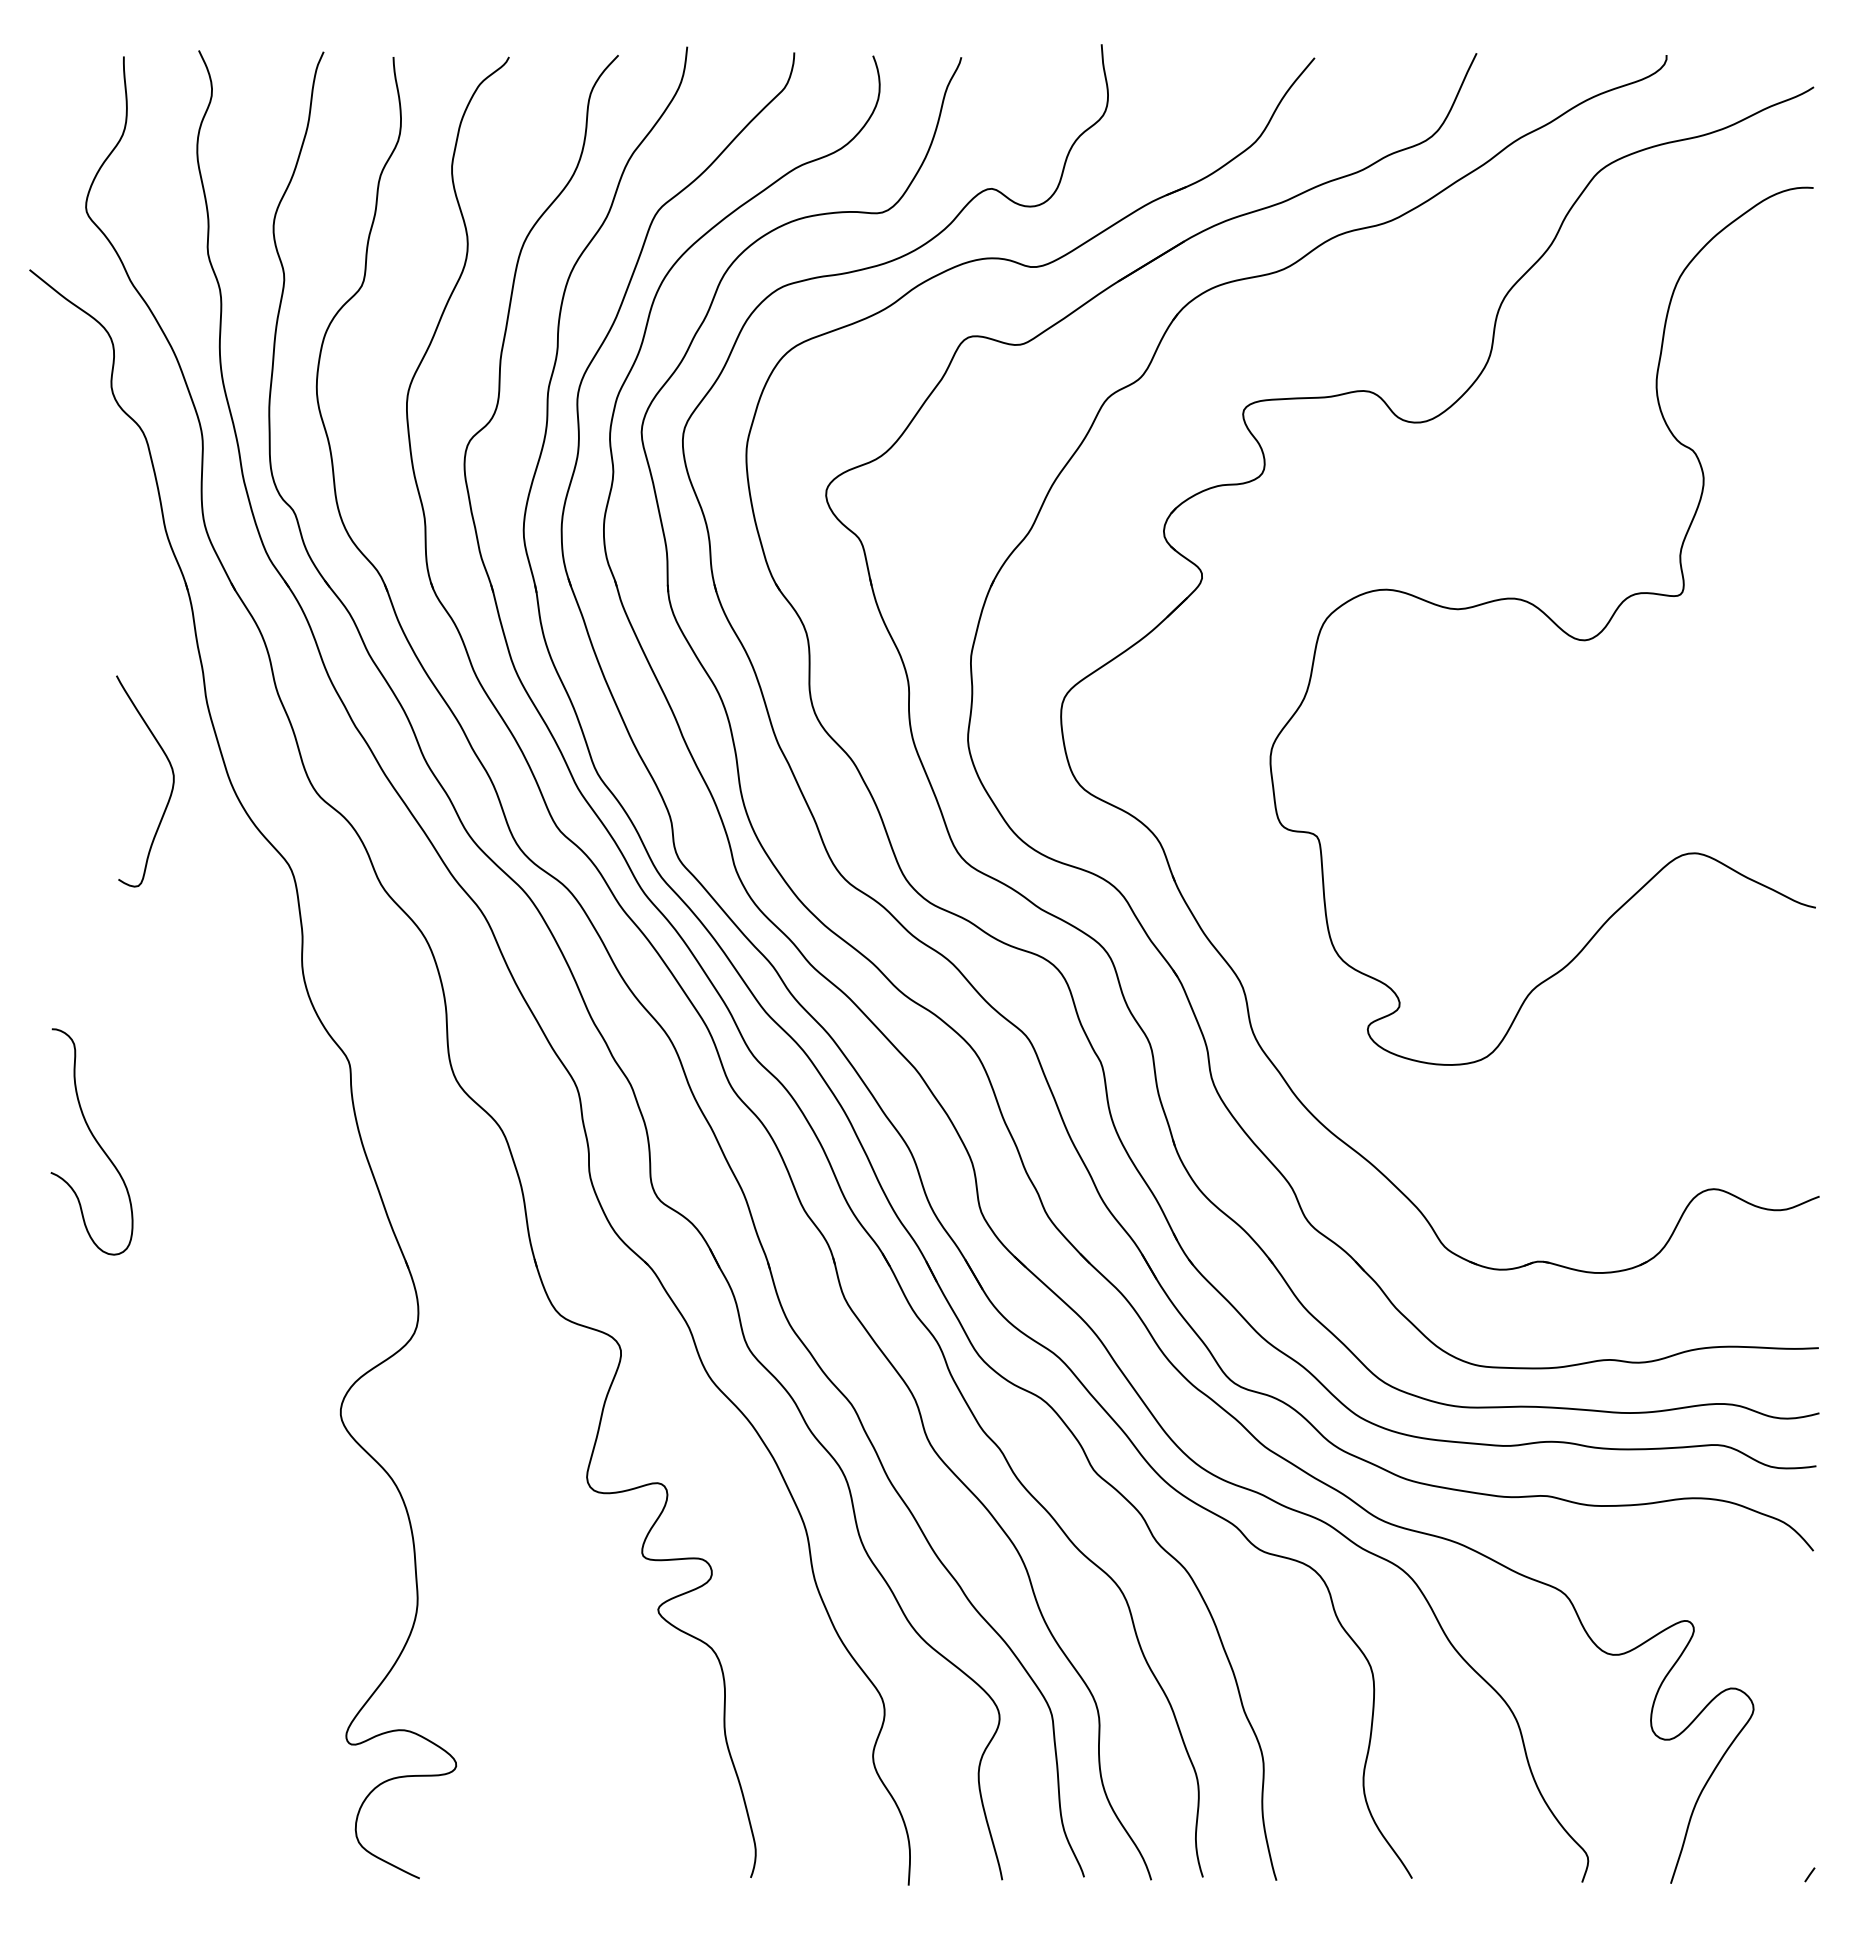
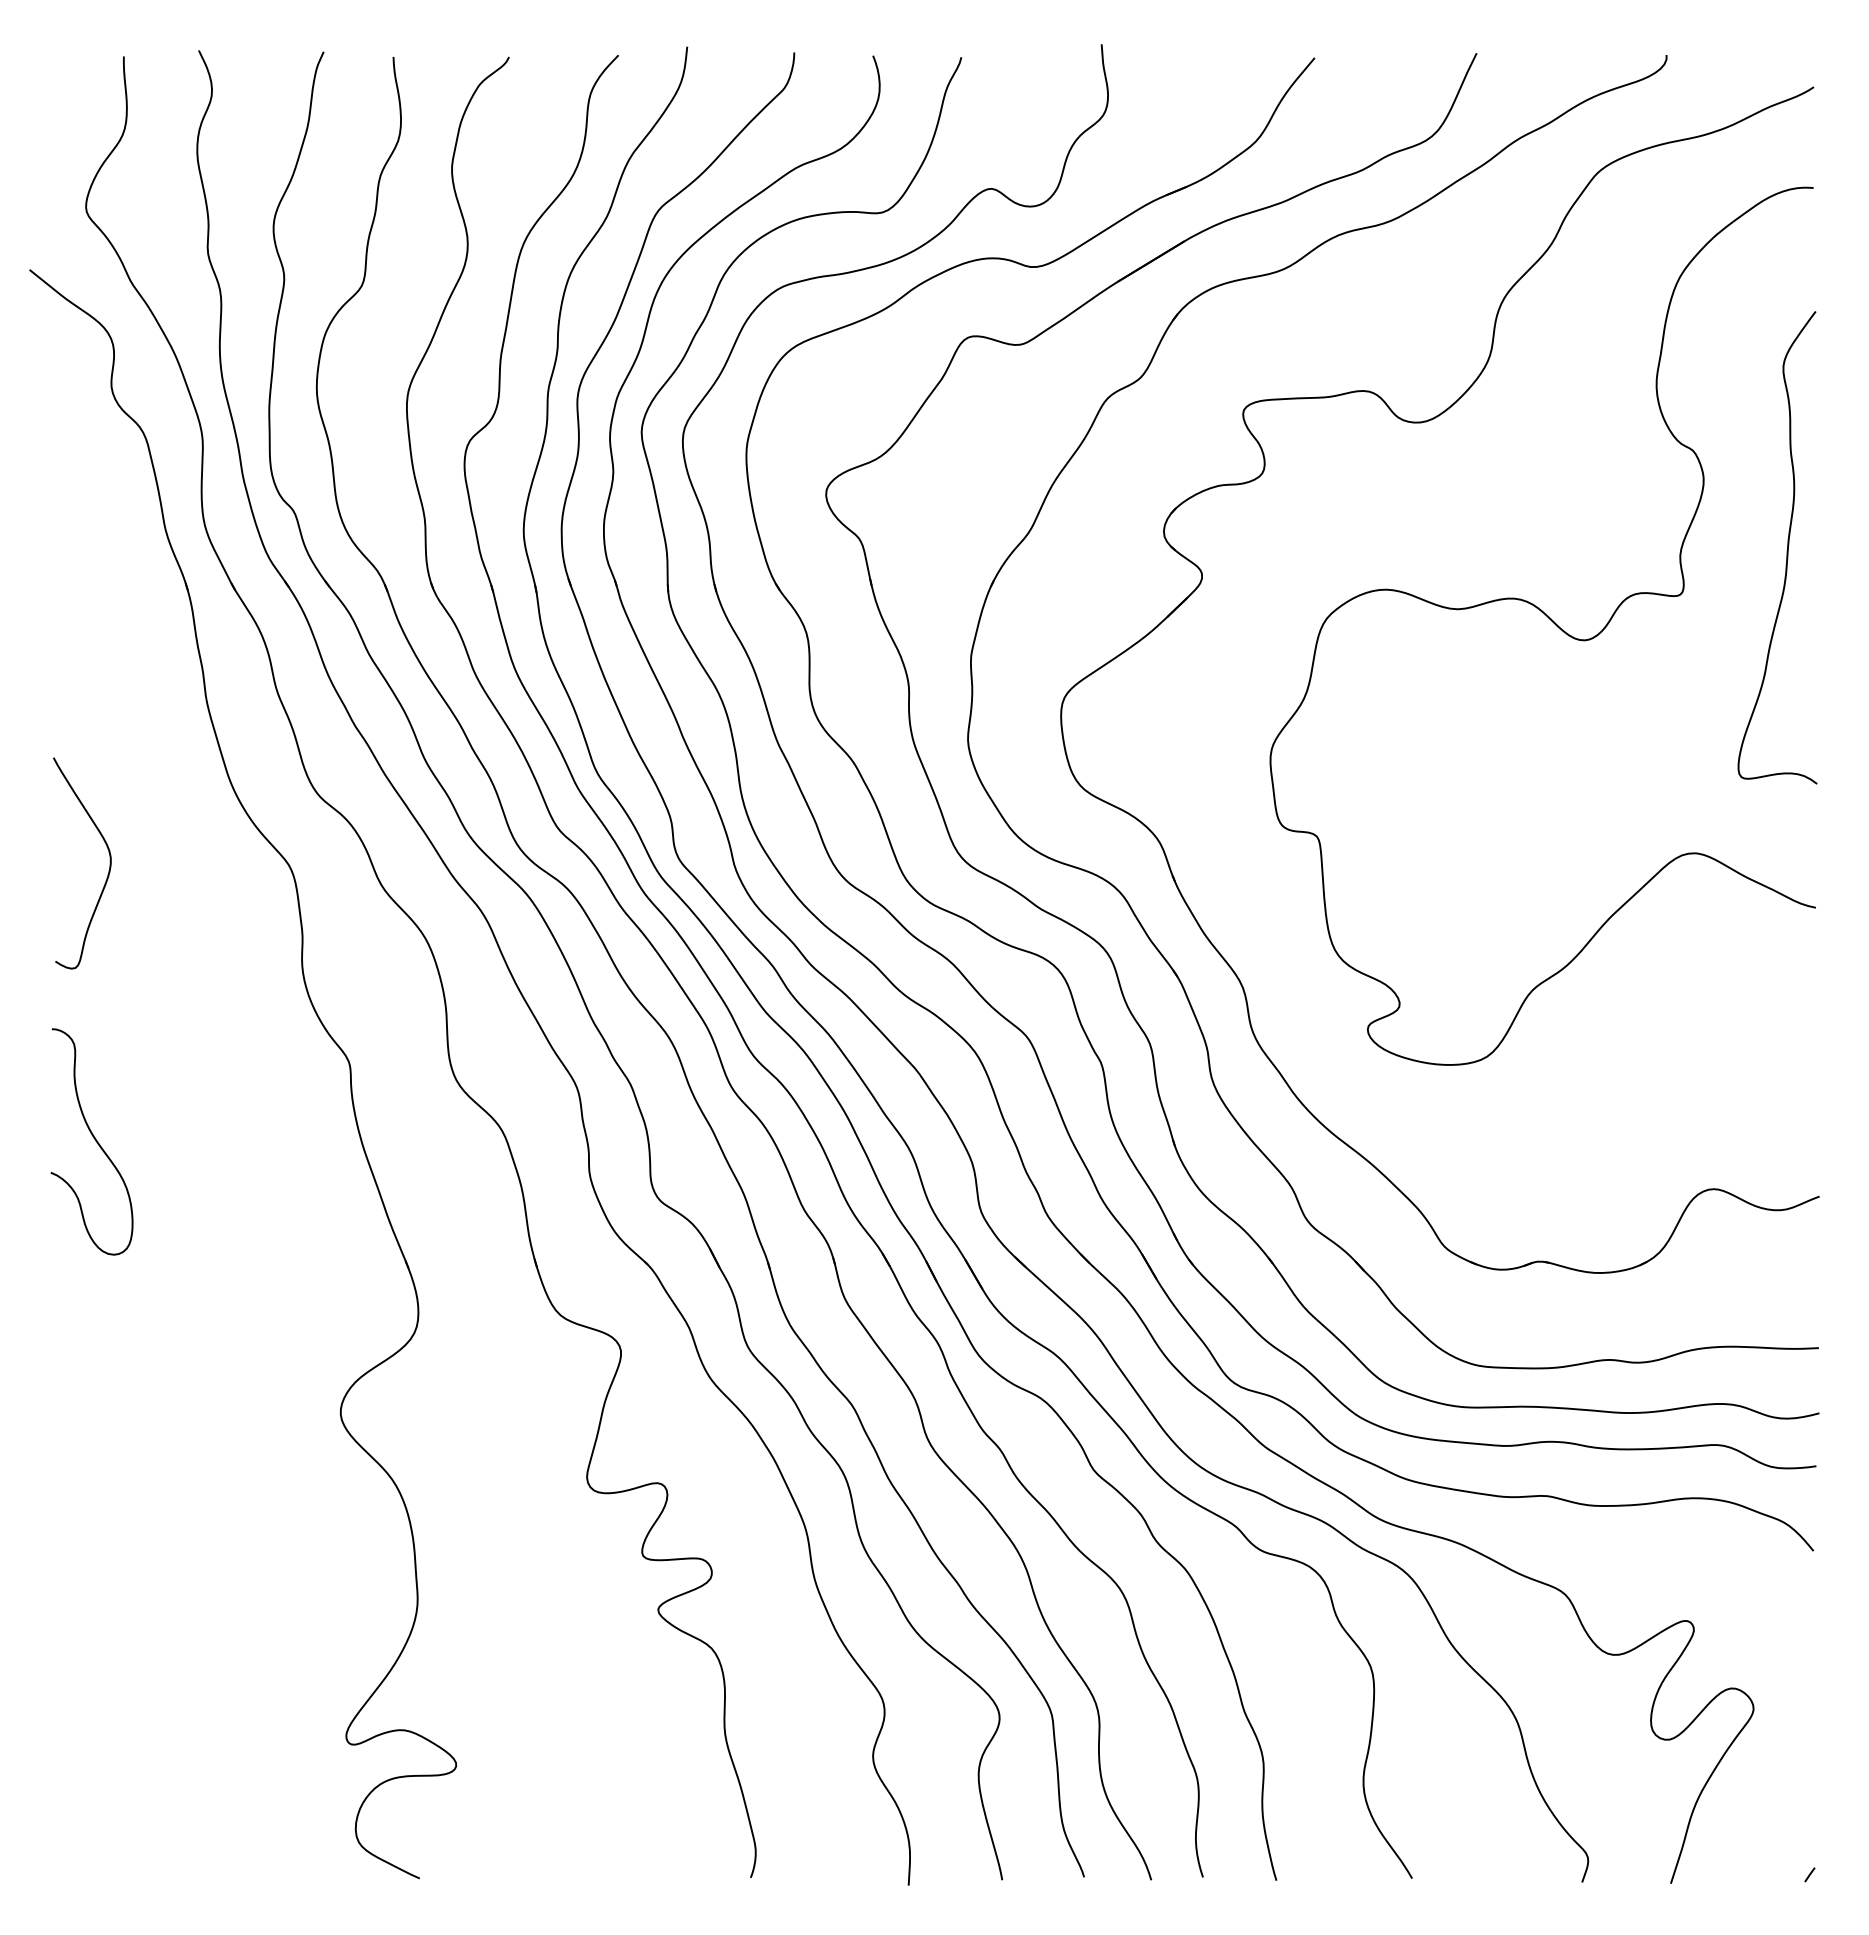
curve: none -> present (1786, 550)
curve position: (171, 788) -> (108, 870) (108, 870)
